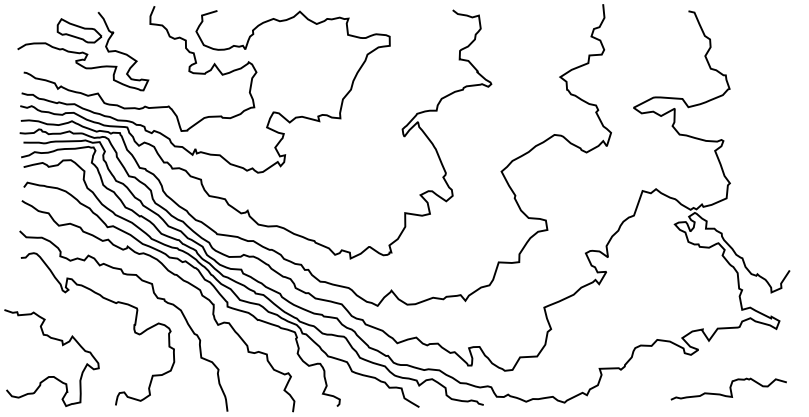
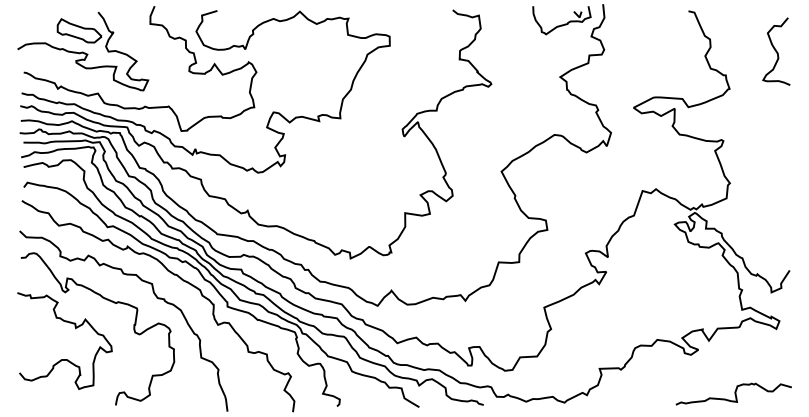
part: none -> present (561, 20)
curve: none -> present (776, 51)
curve position: (62, 346) -> (75, 329) (75, 329)
curve position: (729, 388) -> (734, 393) (734, 393)
